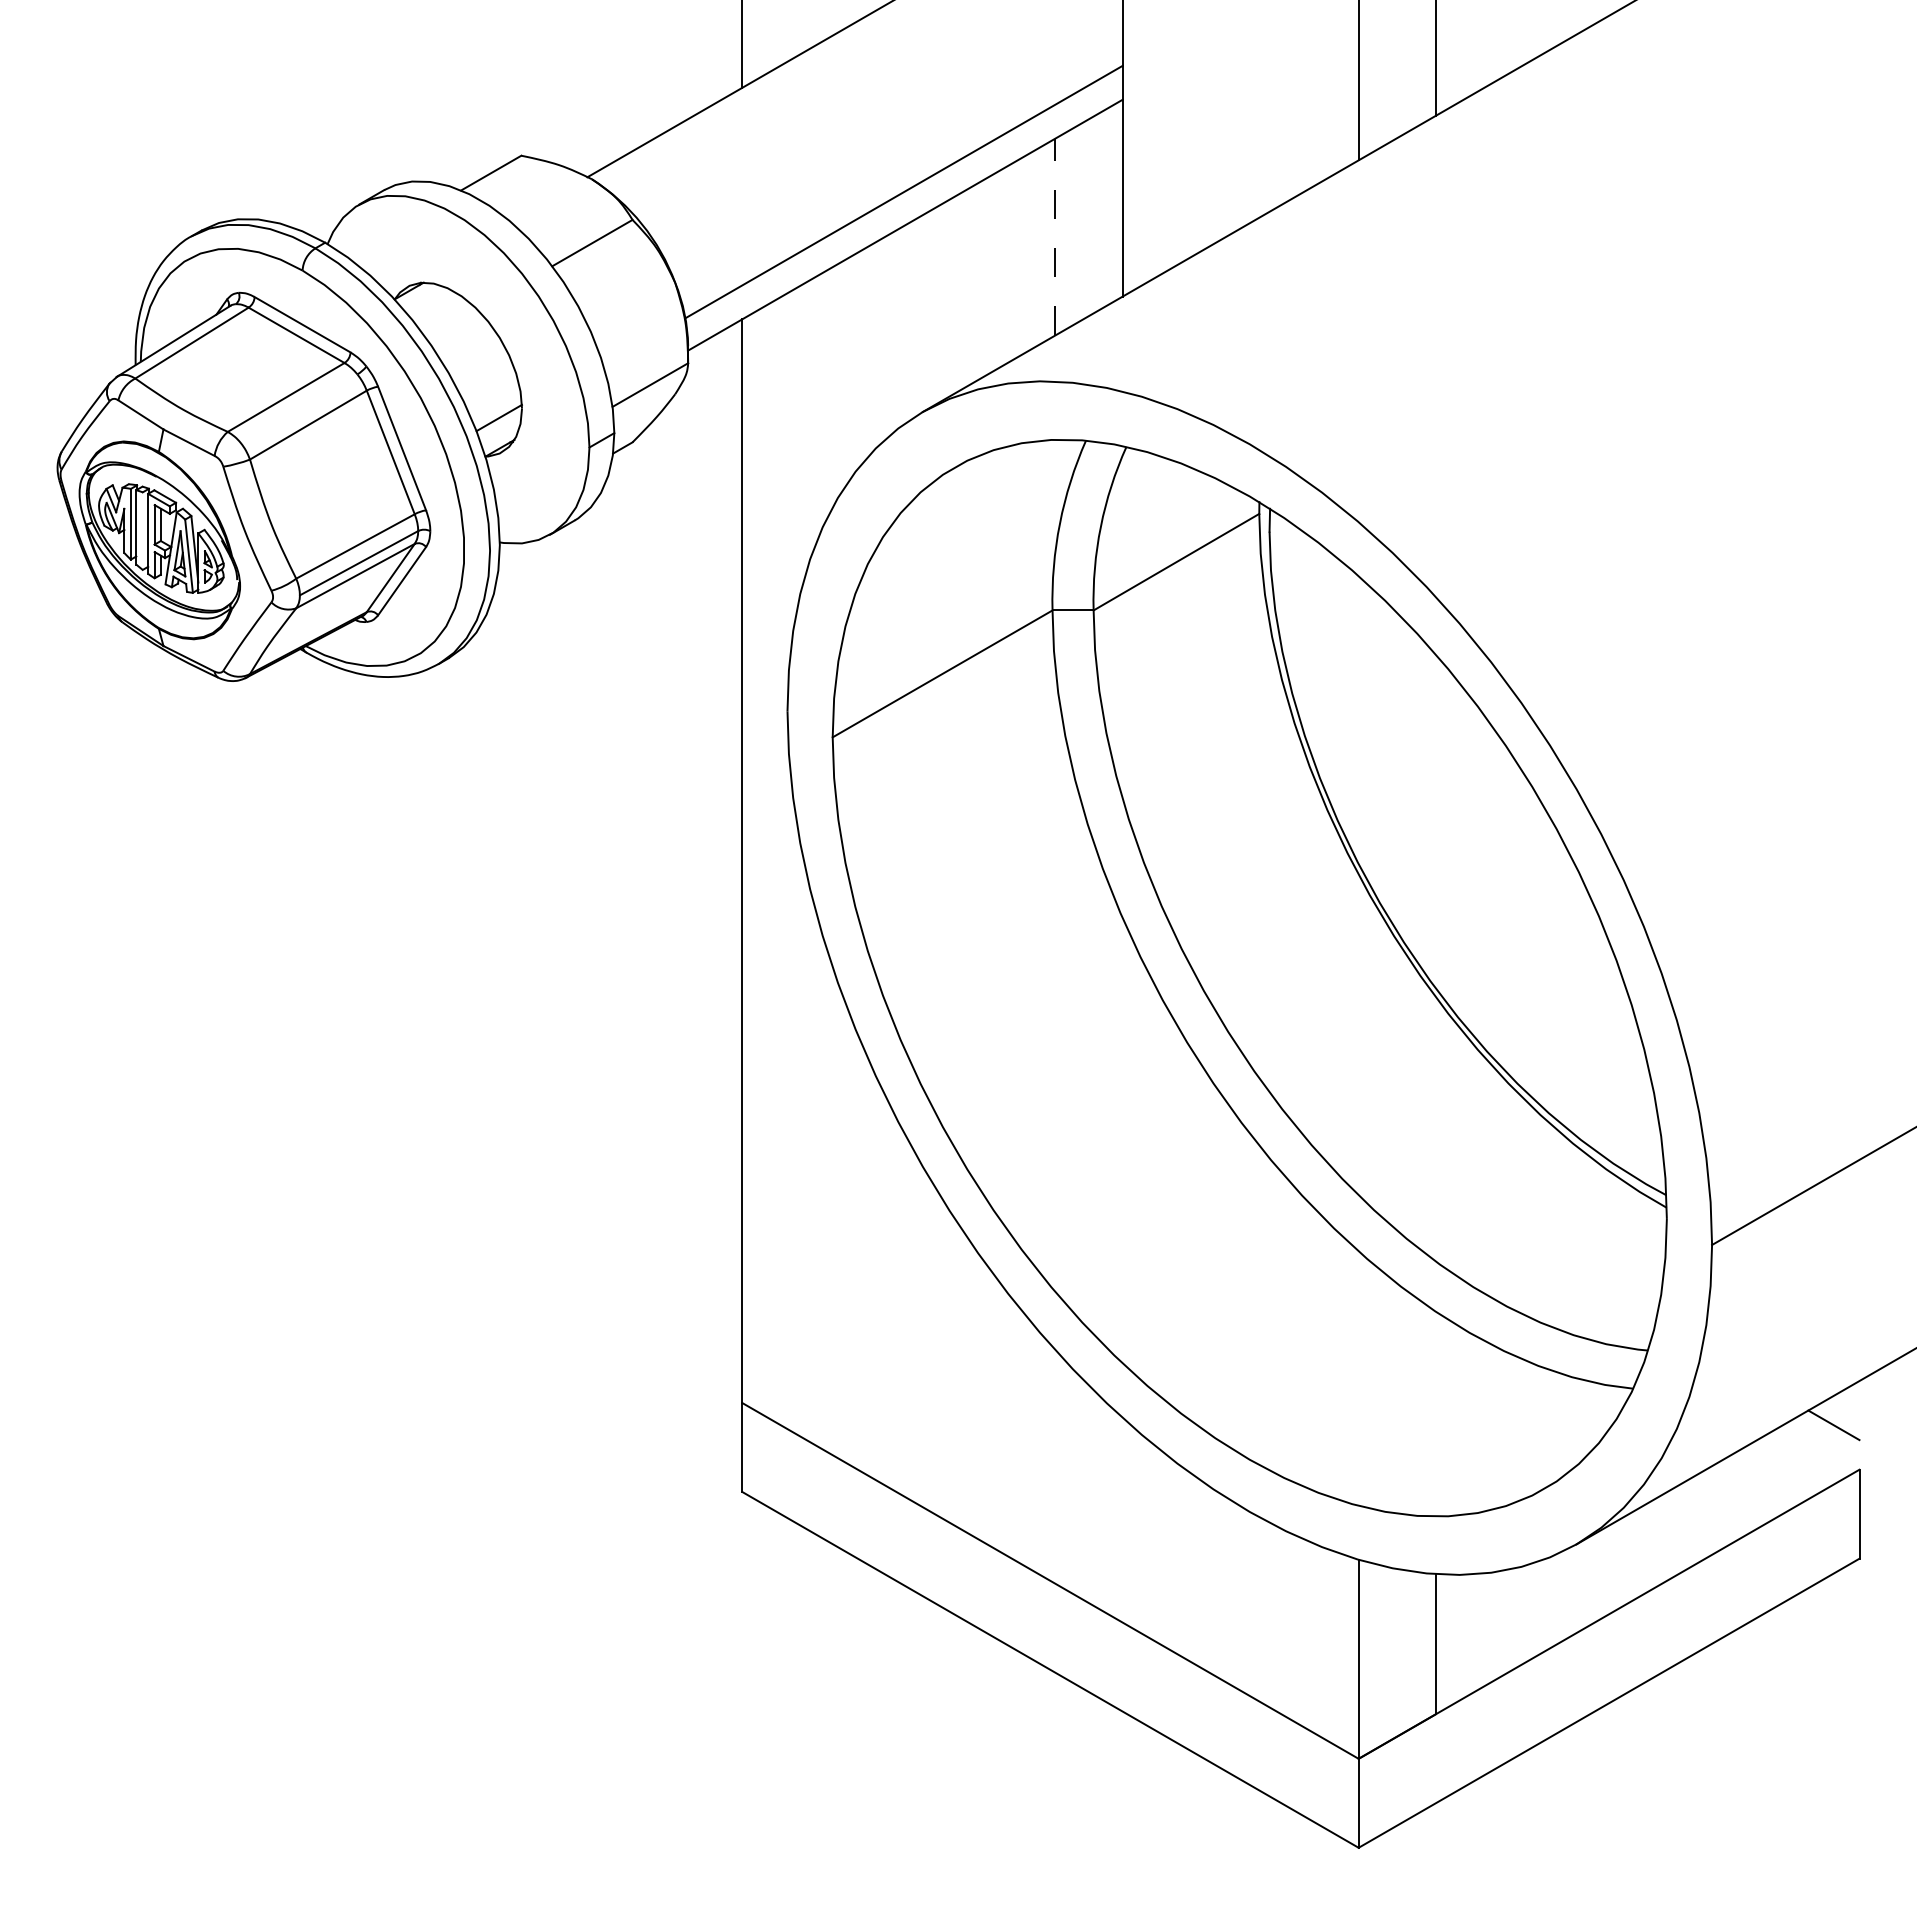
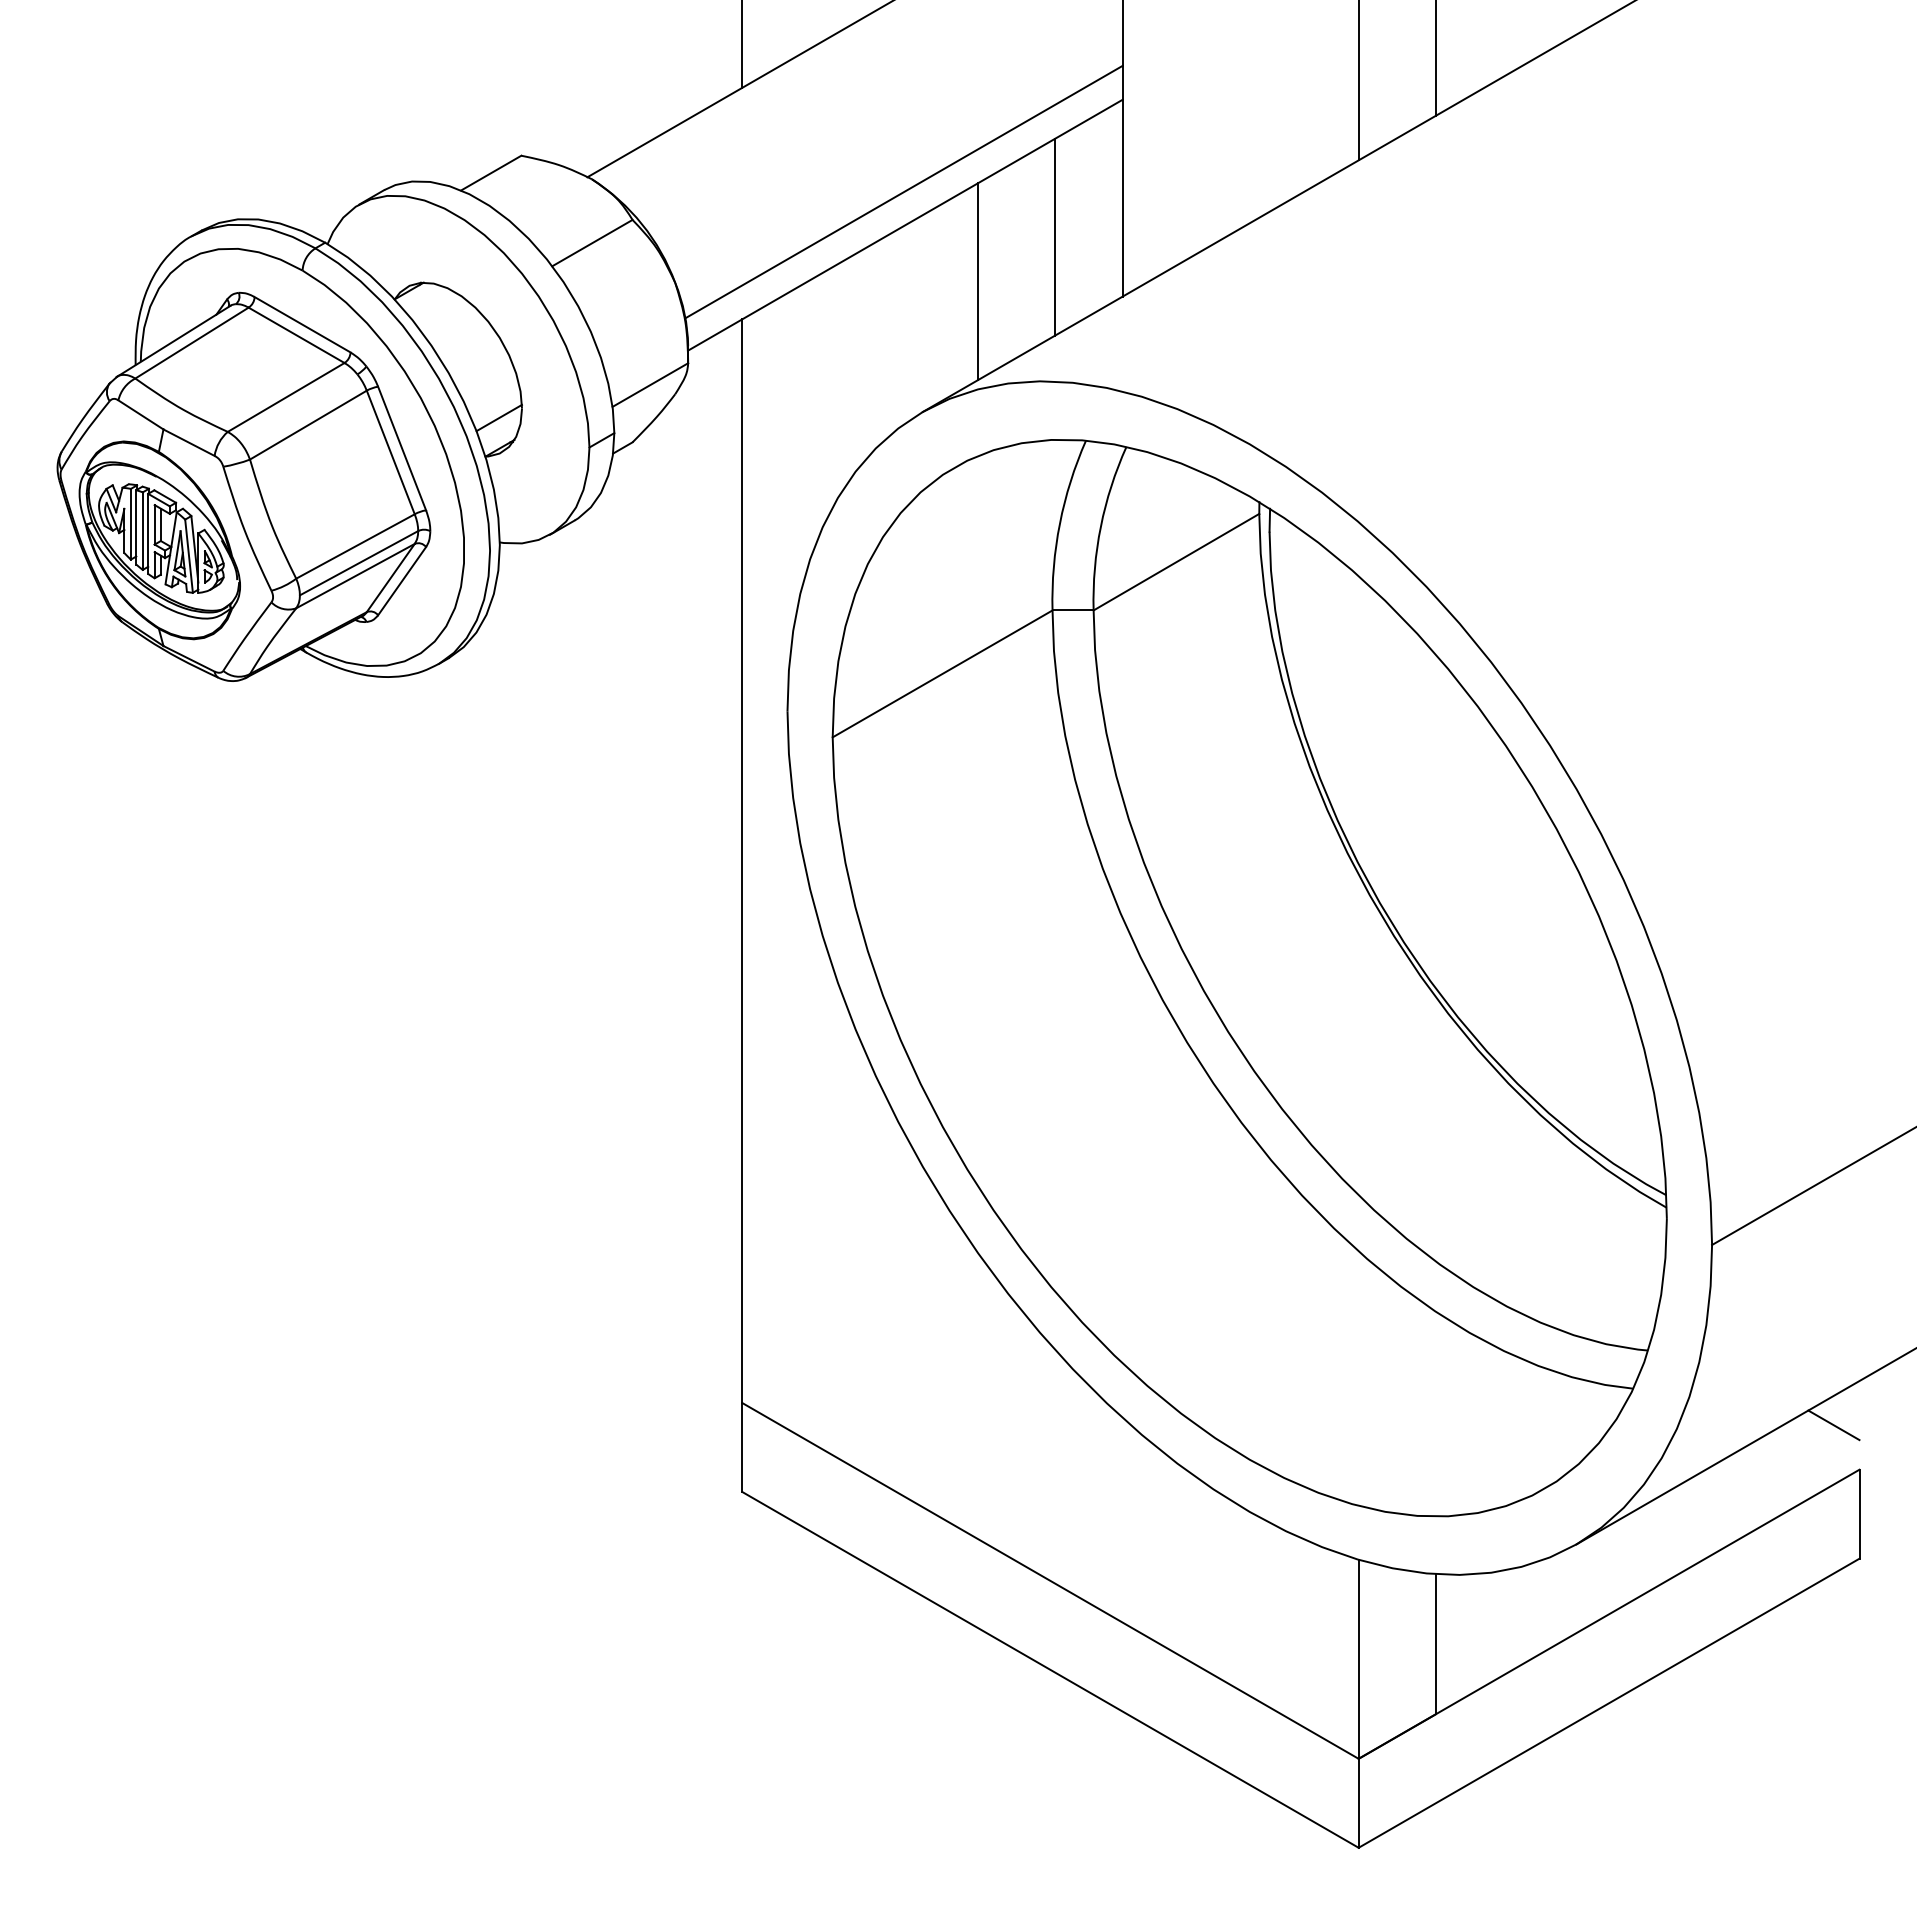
line: dashed -> solid (1055, 236)
line: none -> present (978, 281)
line: none -> present (142, 530)
